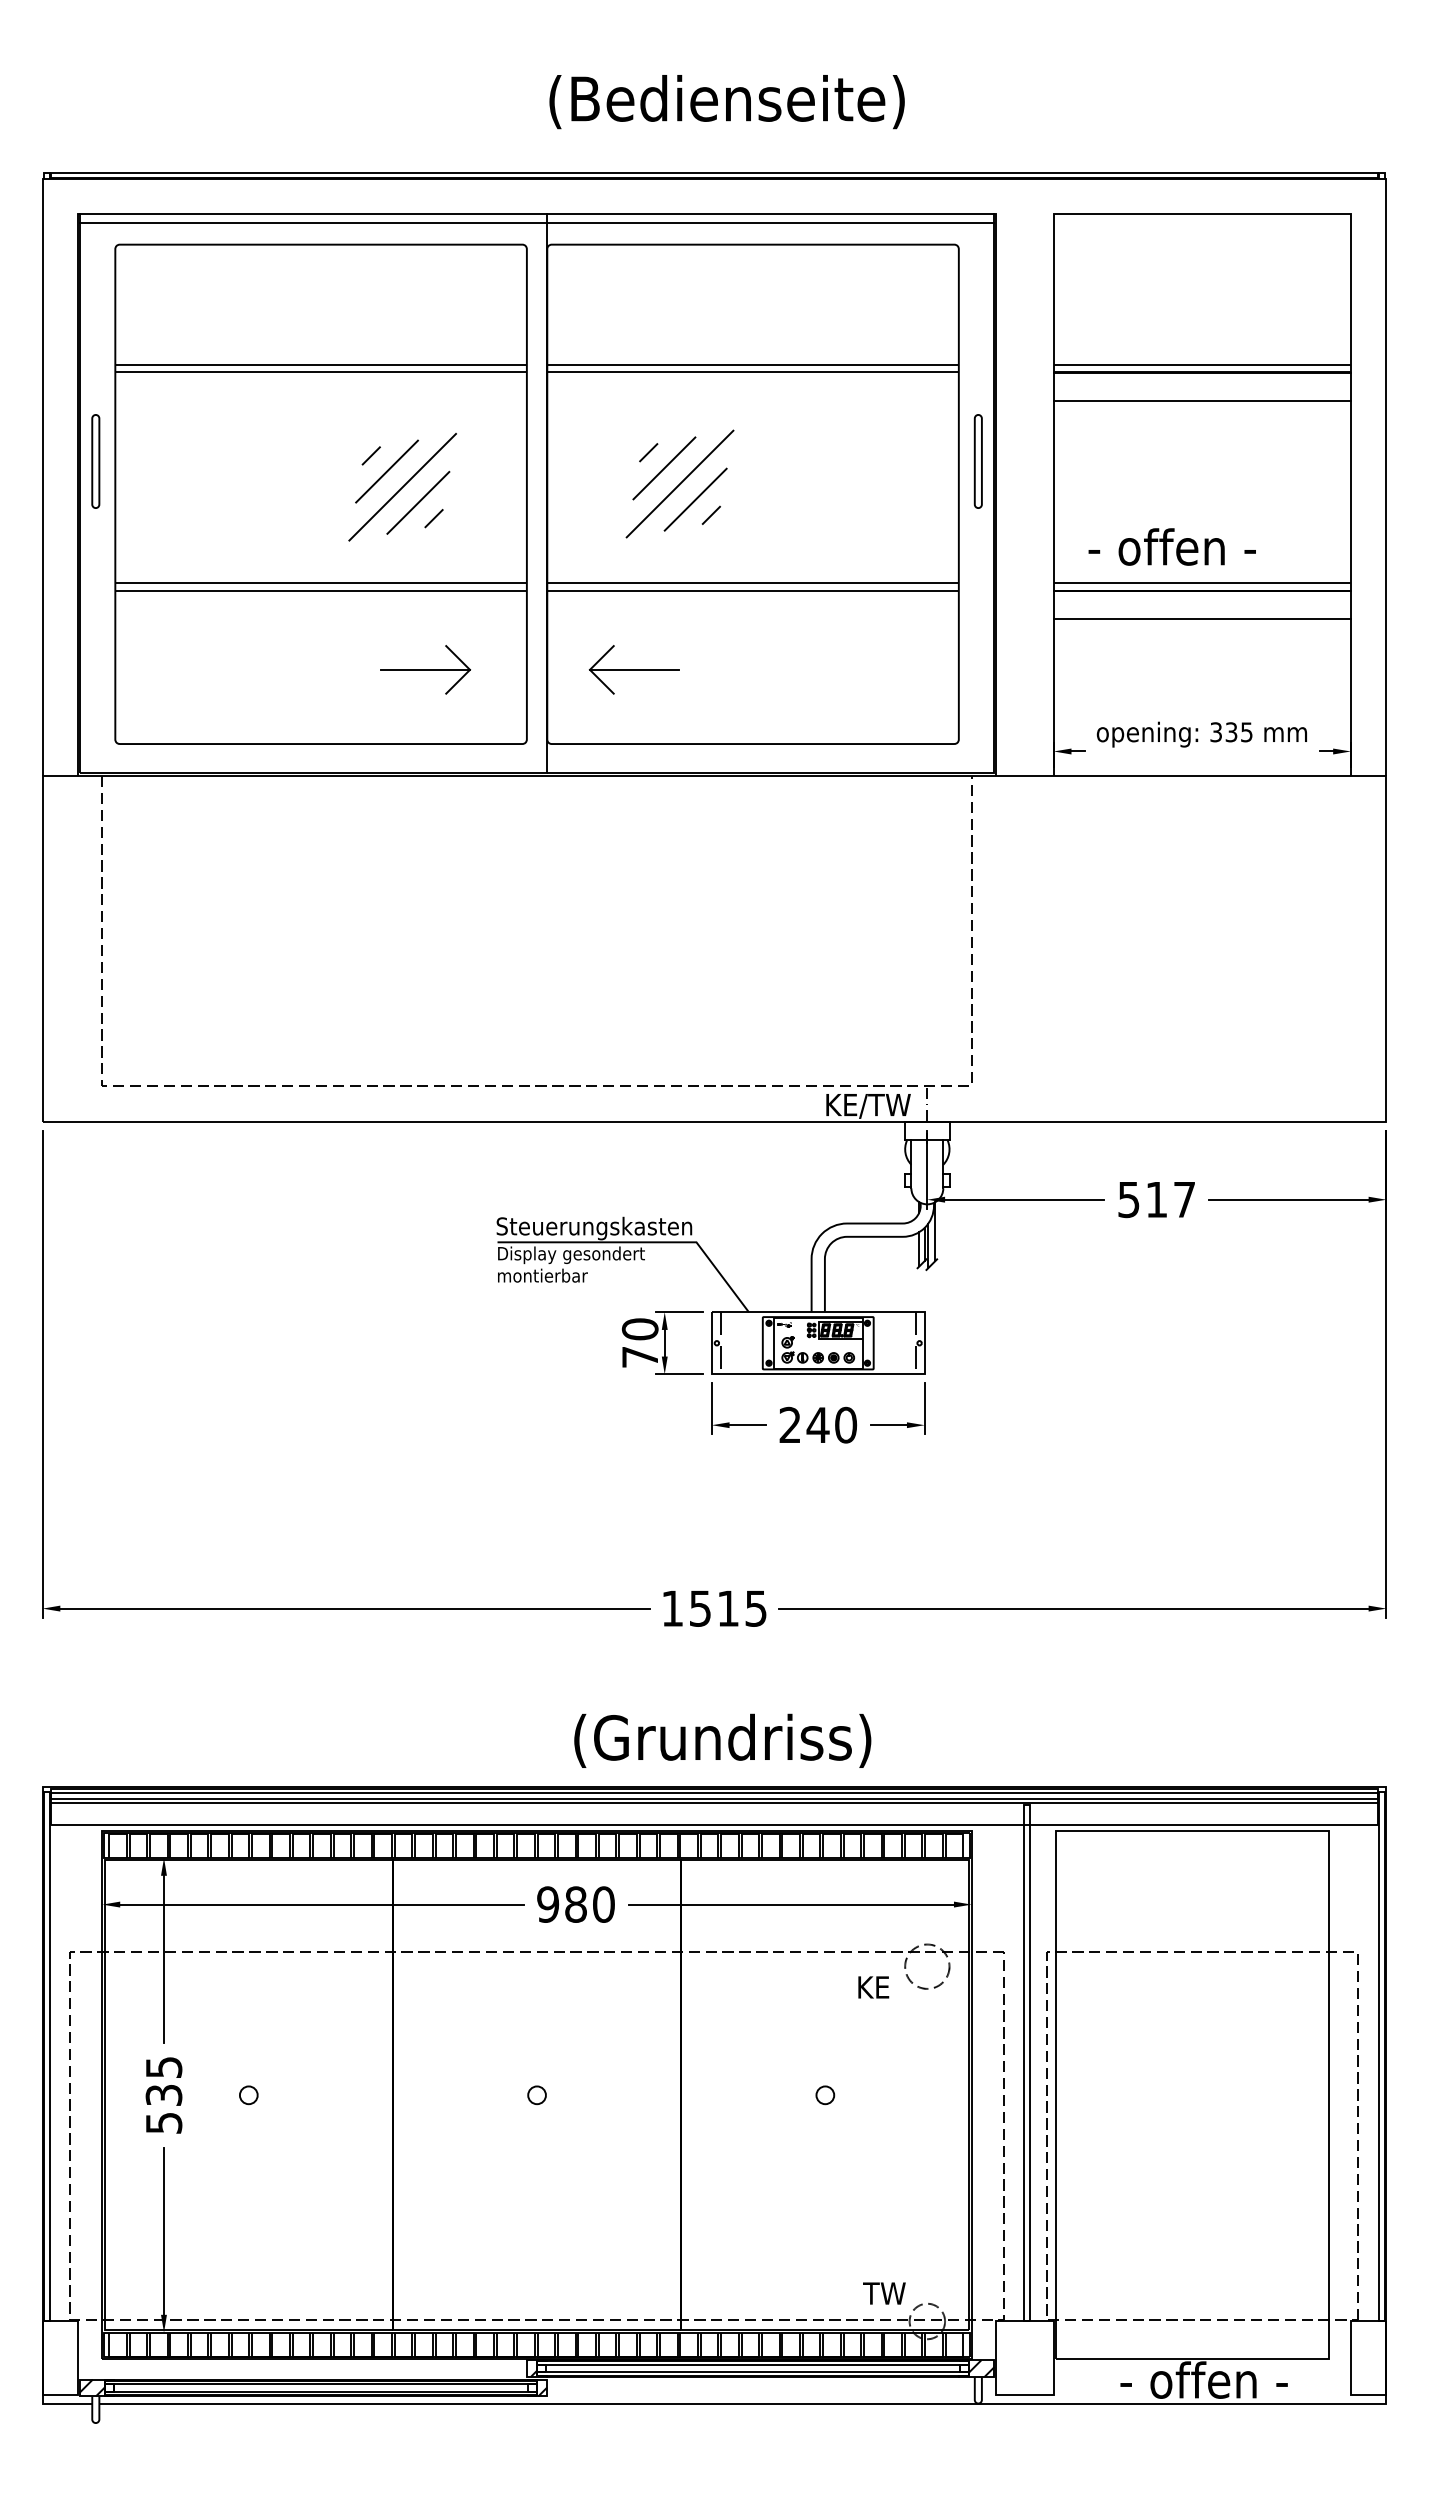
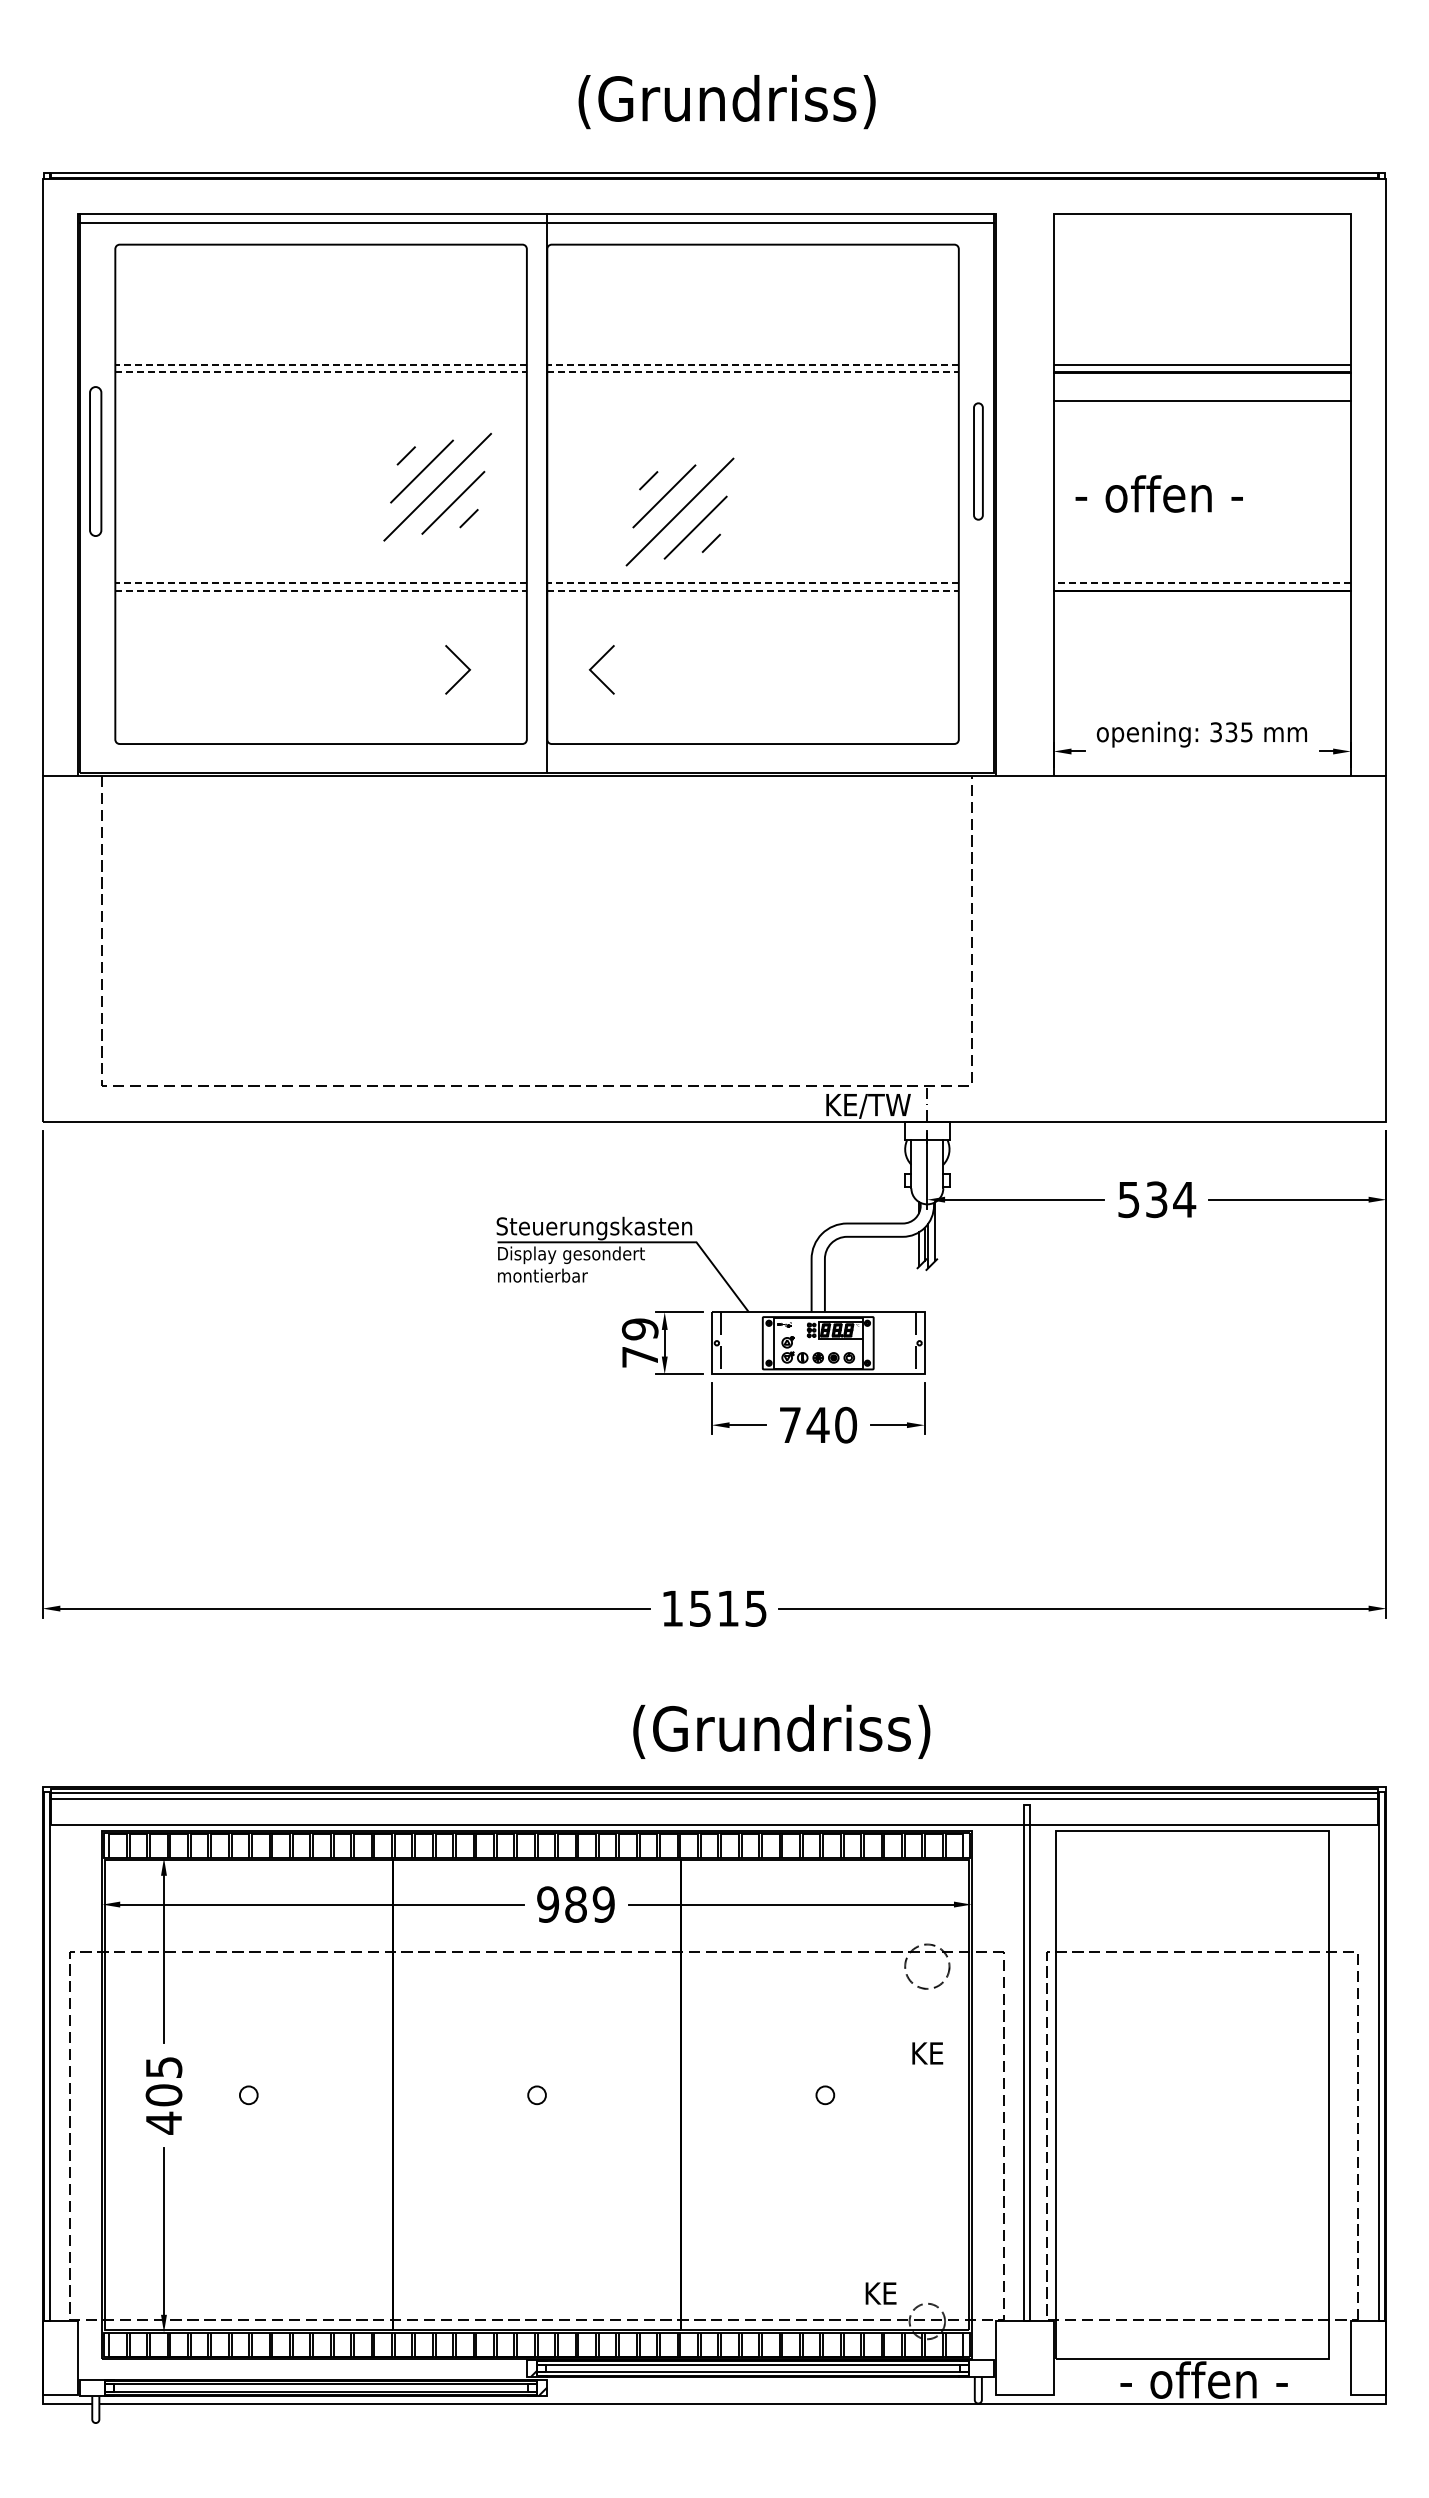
text: (Bedienseite) -> (Grundriss) (726, 102)
line: solid -> dashed (321, 365)
line: solid -> dashed (753, 365)
line: solid -> dashed (321, 372)
line: solid -> dashed (753, 372)
part size: 10x95 px -> 14x151 px (95, 461)
part size: 10x95 px -> 11x119 px (978, 461)
part position: (679, 483) -> (679, 511) (679, 511)
part position: (402, 487) -> (437, 487) (437, 487)
text position: (1171, 546) -> (1158, 493) (1158, 493)
line: solid -> dashed (321, 583)
line: solid -> dashed (753, 583)
line: solid -> dashed (1202, 583)
line: solid -> dashed (321, 590)
line: solid -> dashed (753, 590)
line: present -> none (1201, 618)
line: present -> none (425, 669)
line: present -> none (633, 669)
text: 517 -> 534 (1171, 1199)
text: 70 -> 79 (640, 1329)
text: 240 -> 740 (789, 1424)
text position: (722, 1740) -> (781, 1731) (781, 1731)
line: present -> none (714, 1802)
text: 980 -> 989 (603, 1904)
text position: (873, 1987) -> (927, 2053) (927, 2053)
text: 535 -> 405 (163, 2109)
text: TW -> KE (884, 2293)
hatch: present -> none (981, 2368)
hatch: present -> none (92, 2387)
